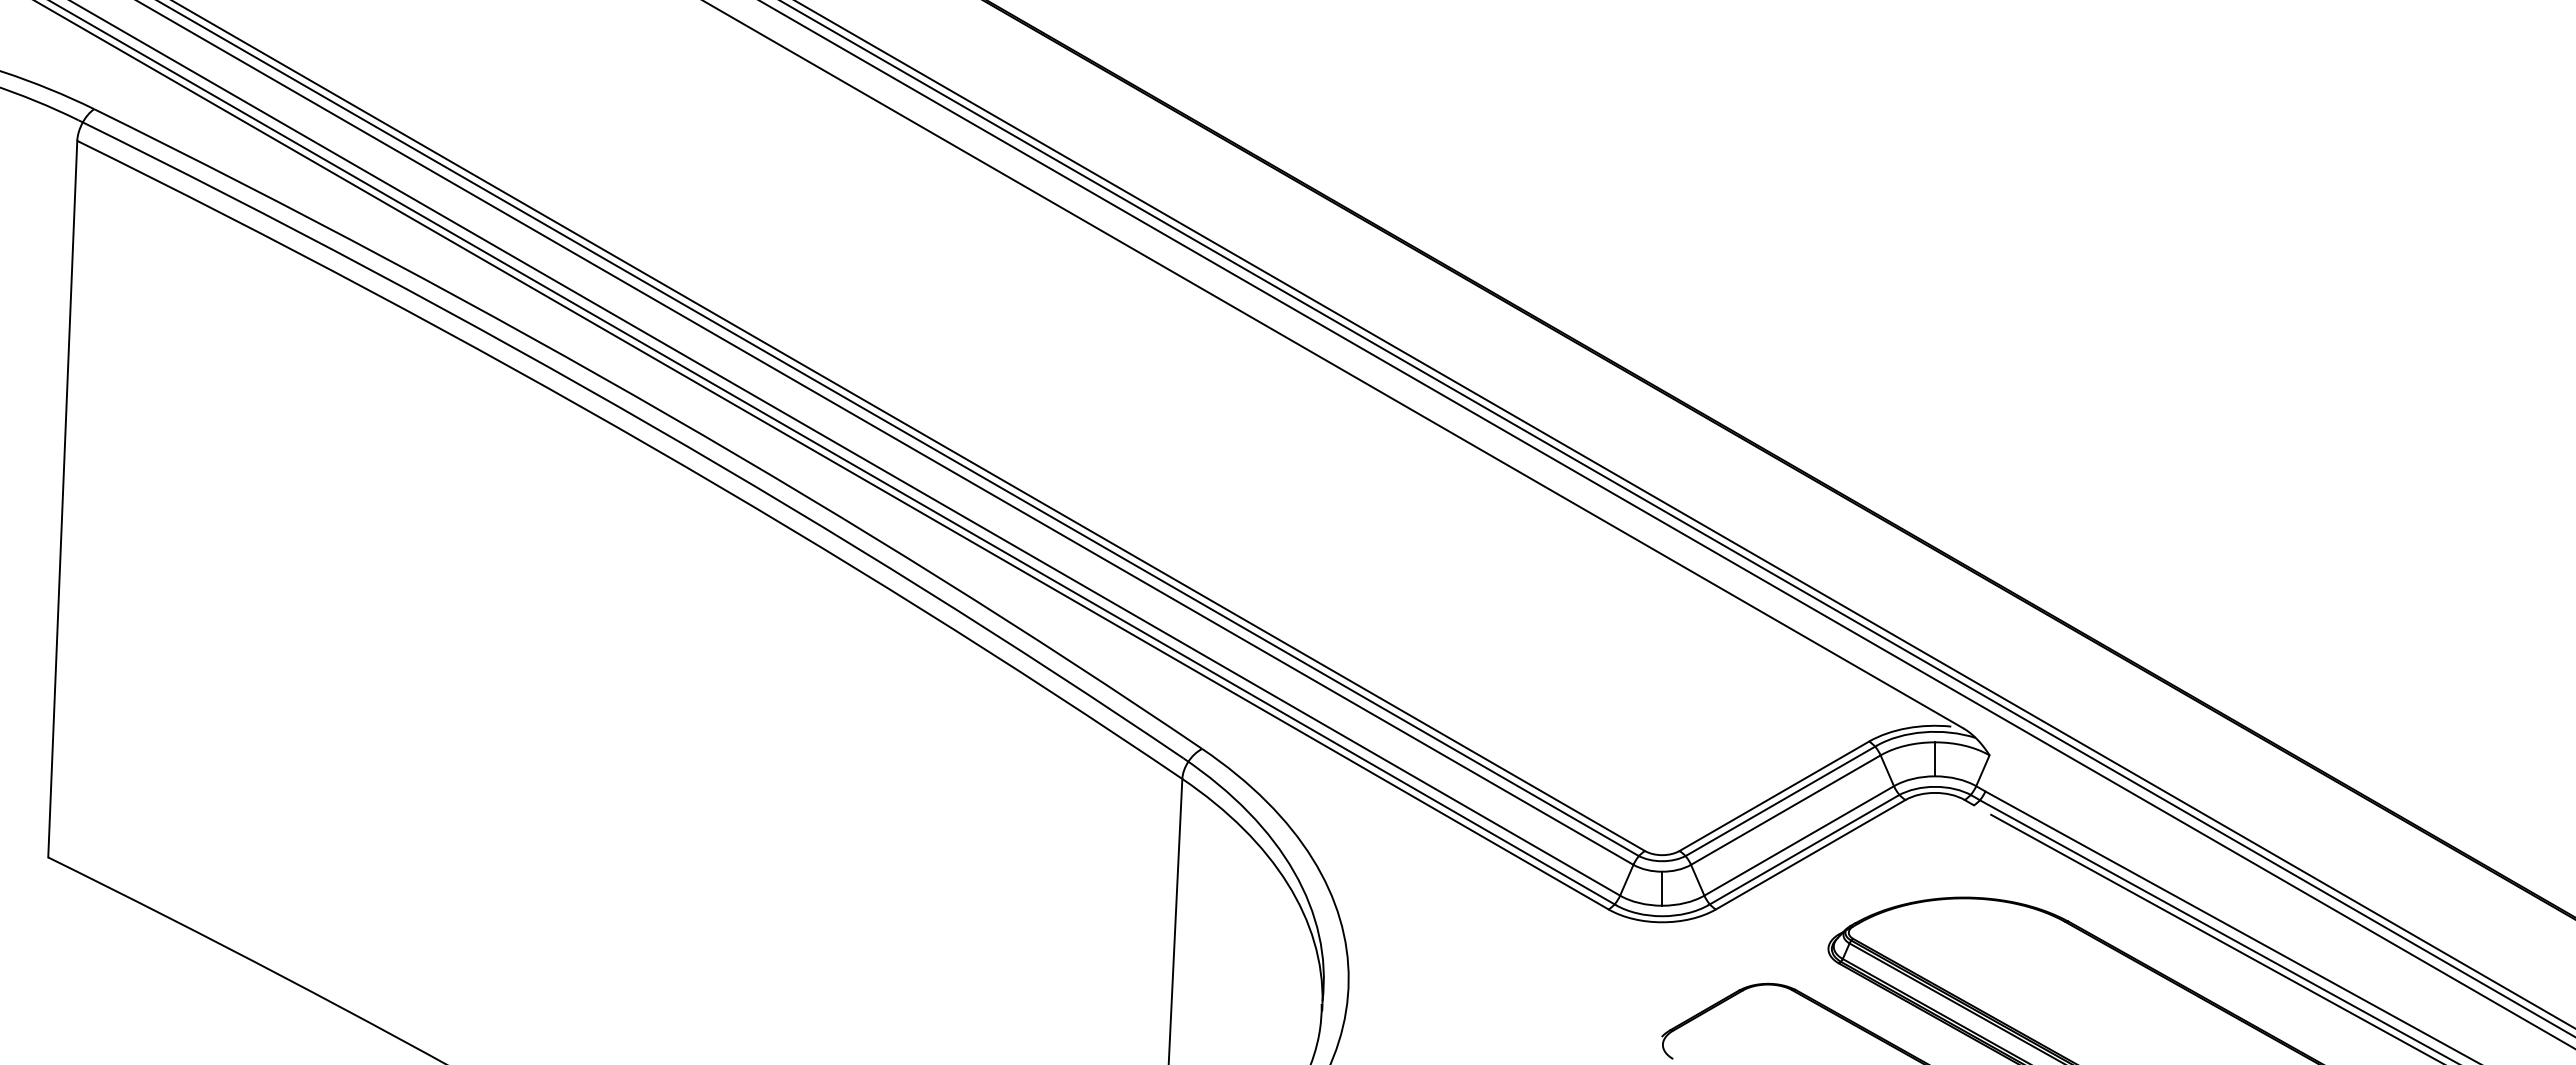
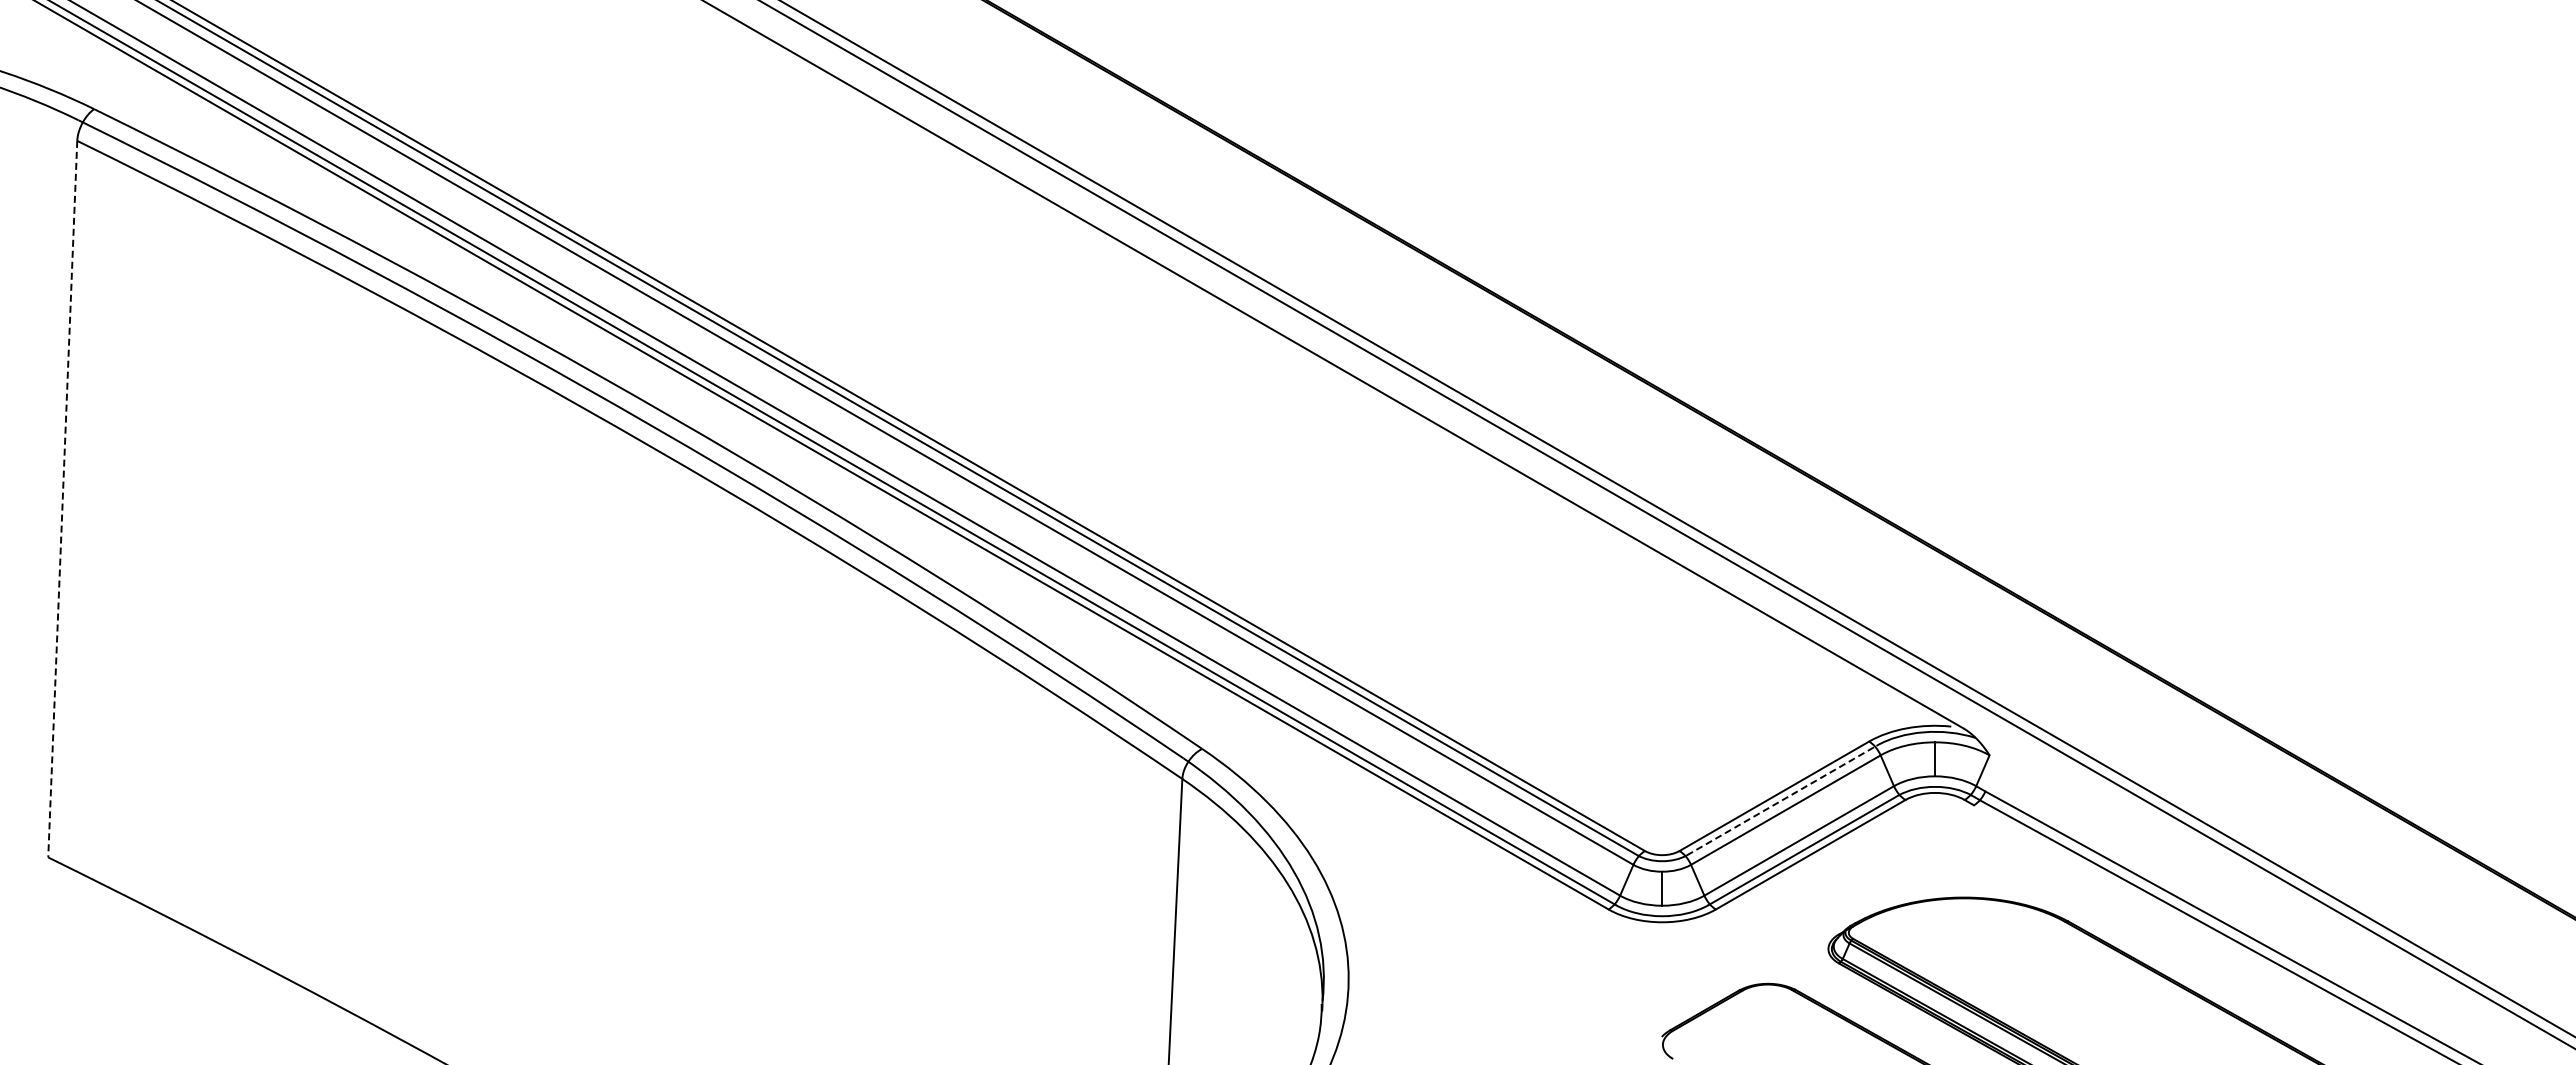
line: solid -> dashed (62, 499)
line: present -> none (1685, 514)
line: solid -> dashed (1782, 800)
line: present -> none (2215, 937)
